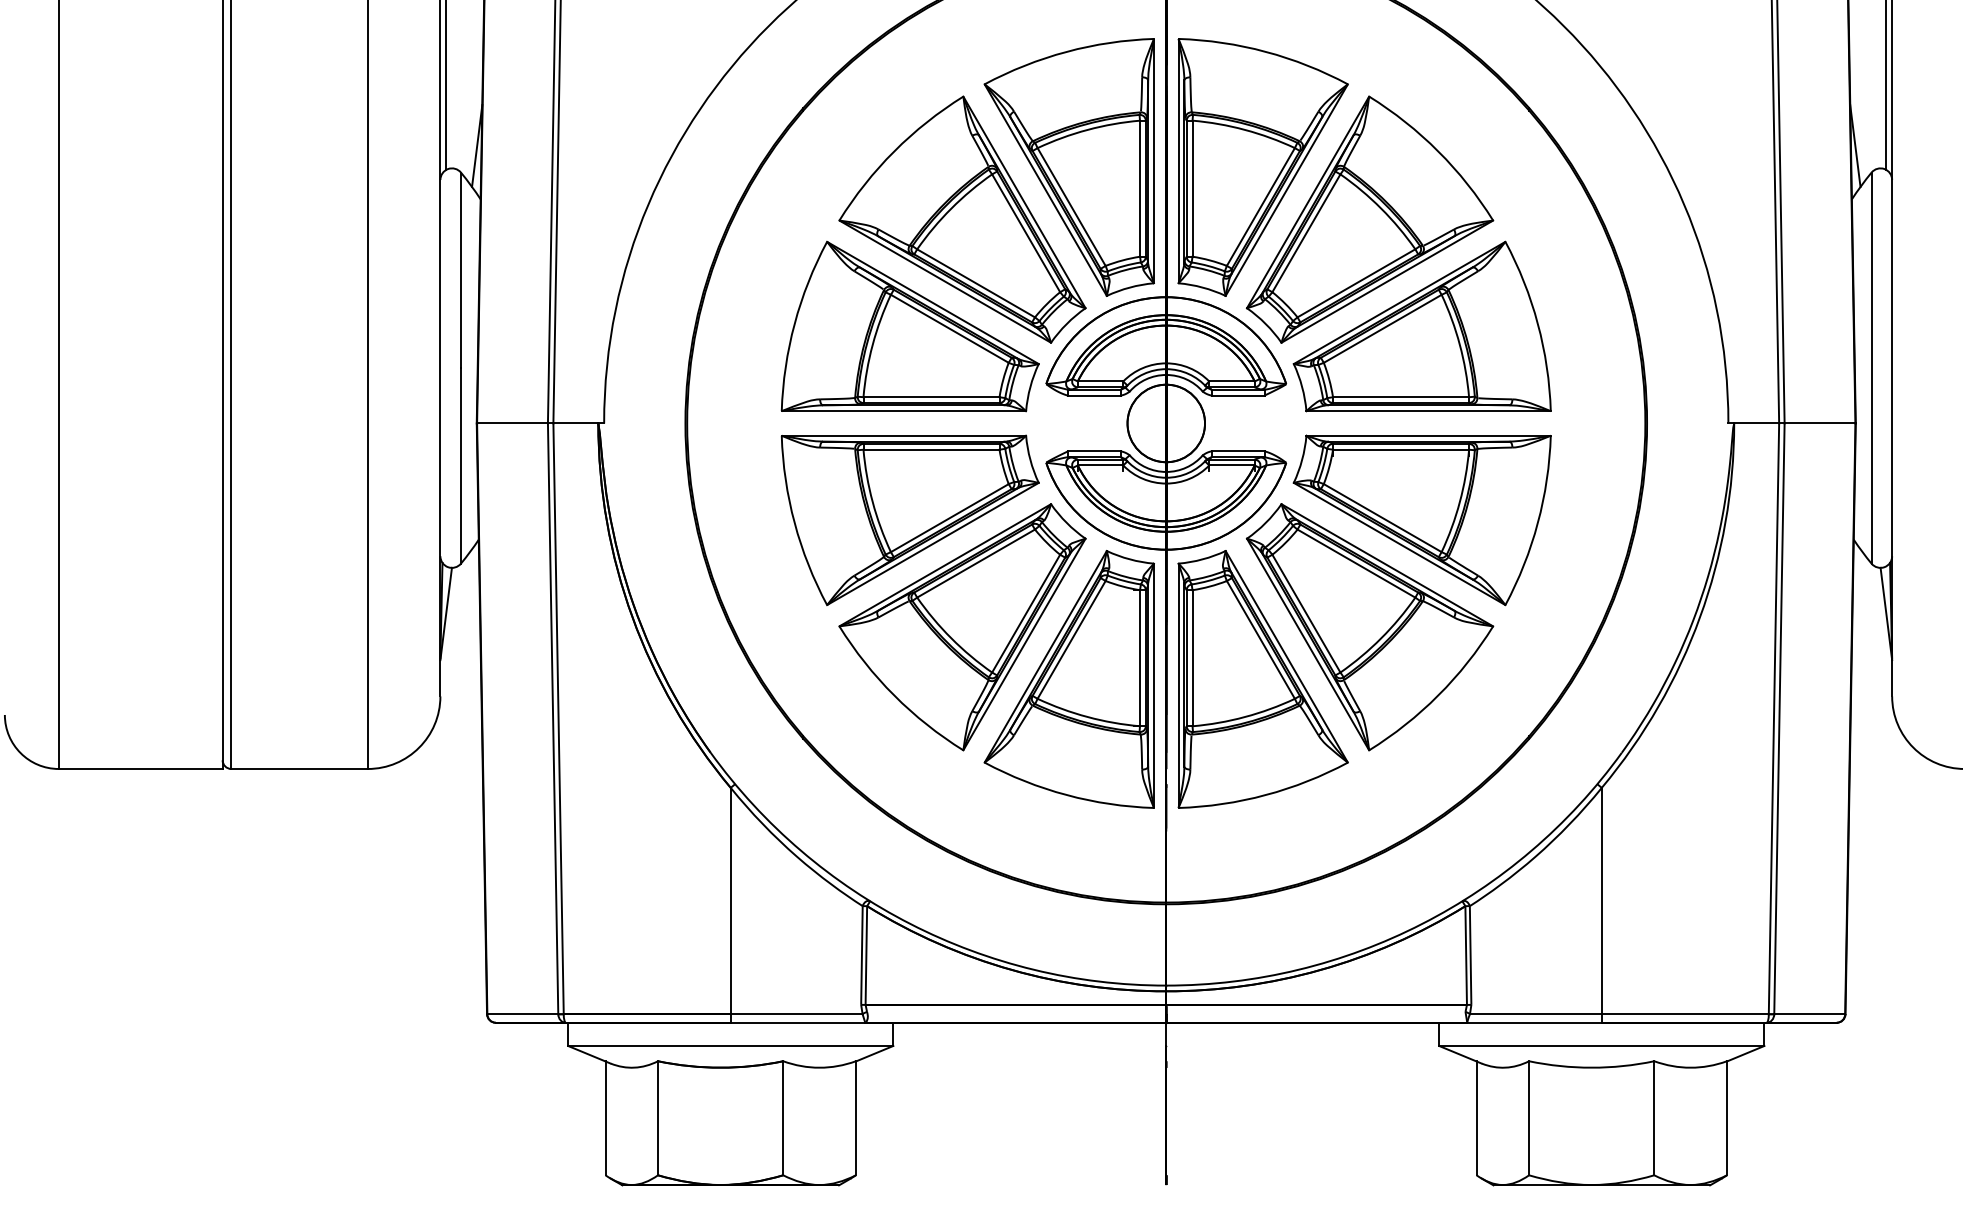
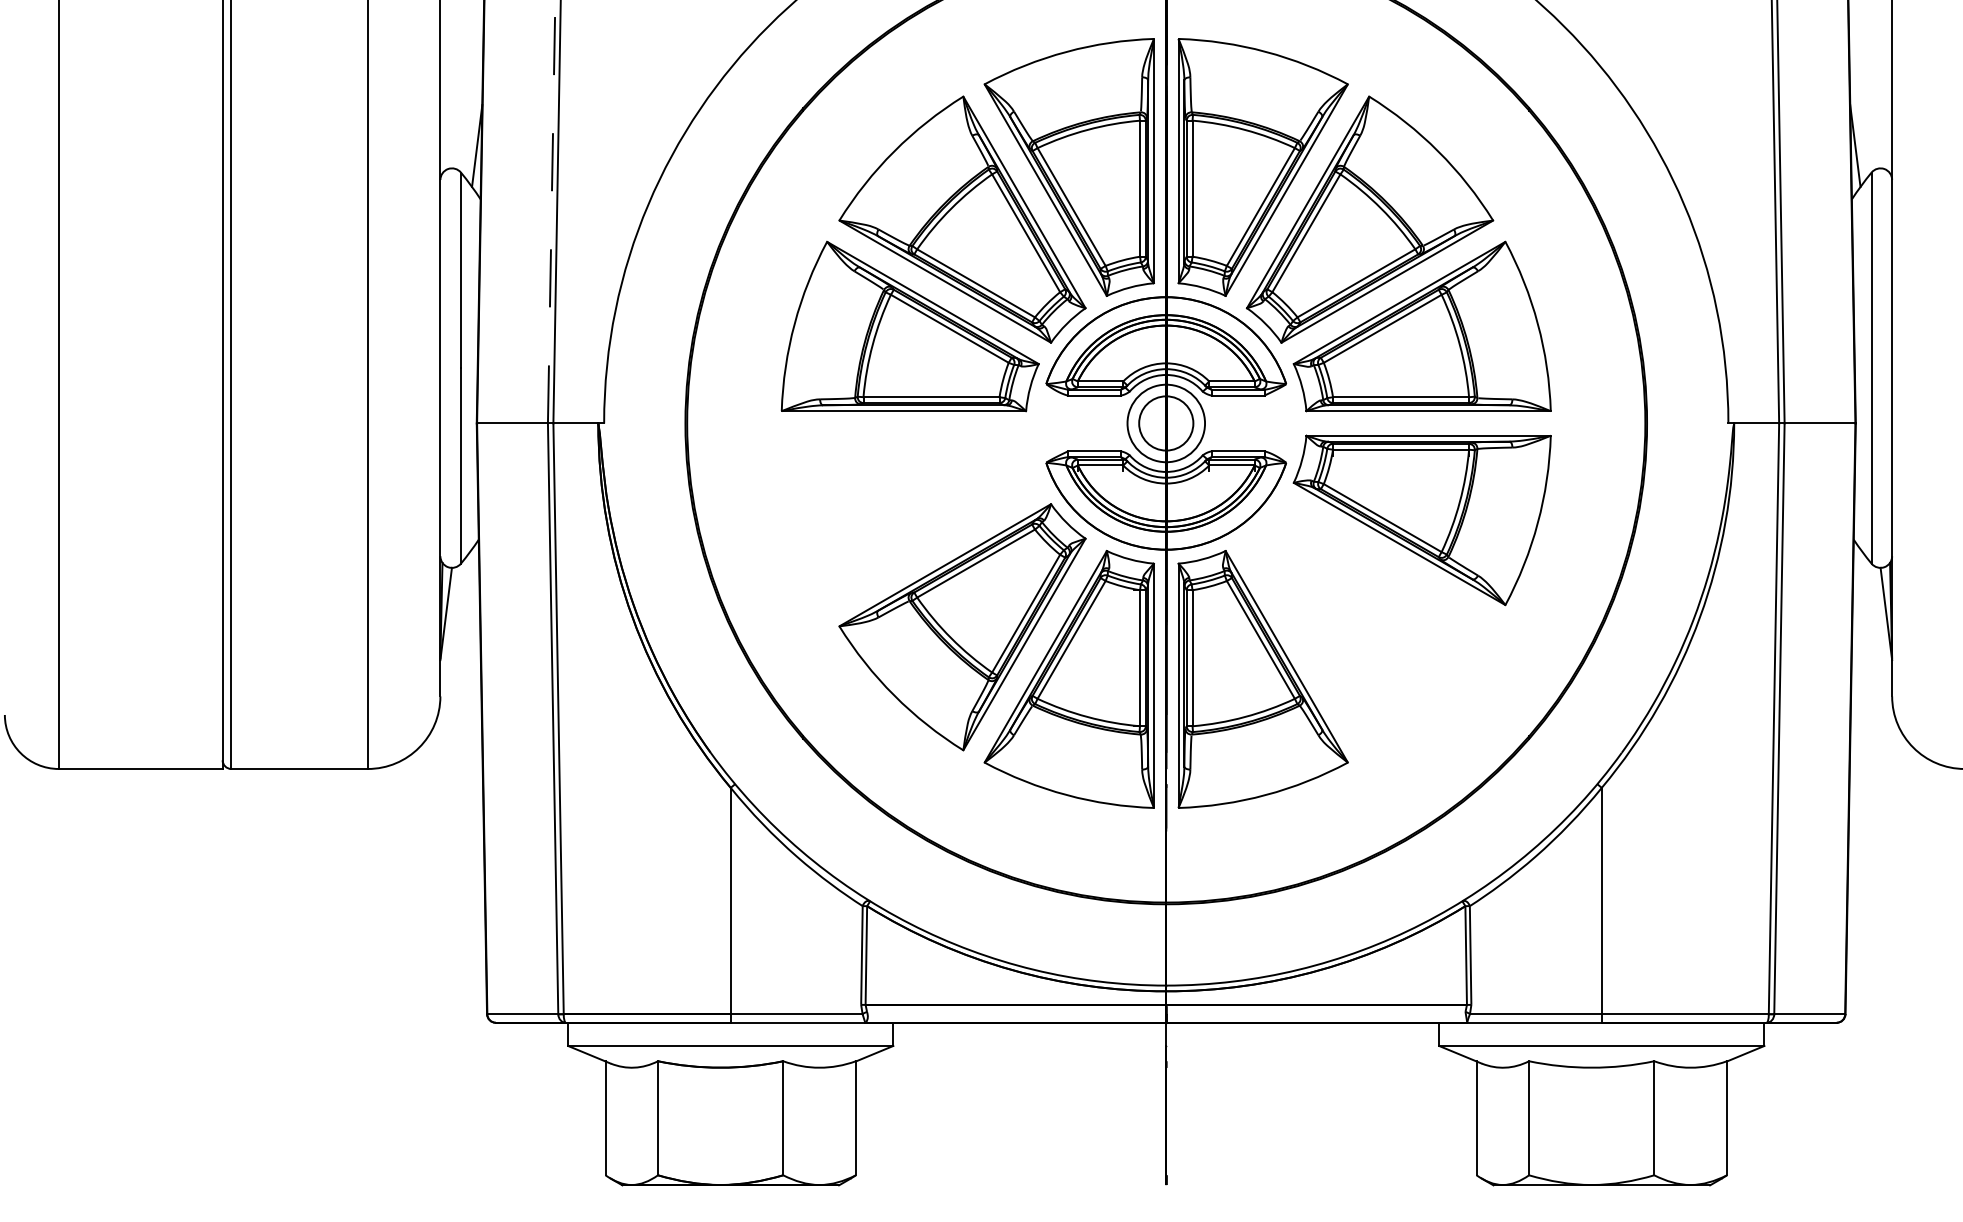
line: present -> none (446, 85)
line: present -> none (1886, 85)
line: solid -> dashed (551, 211)
circle diameter: 77 px -> 54 px (1166, 423)
part: present -> none (909, 519)
part: present -> none (1369, 627)
